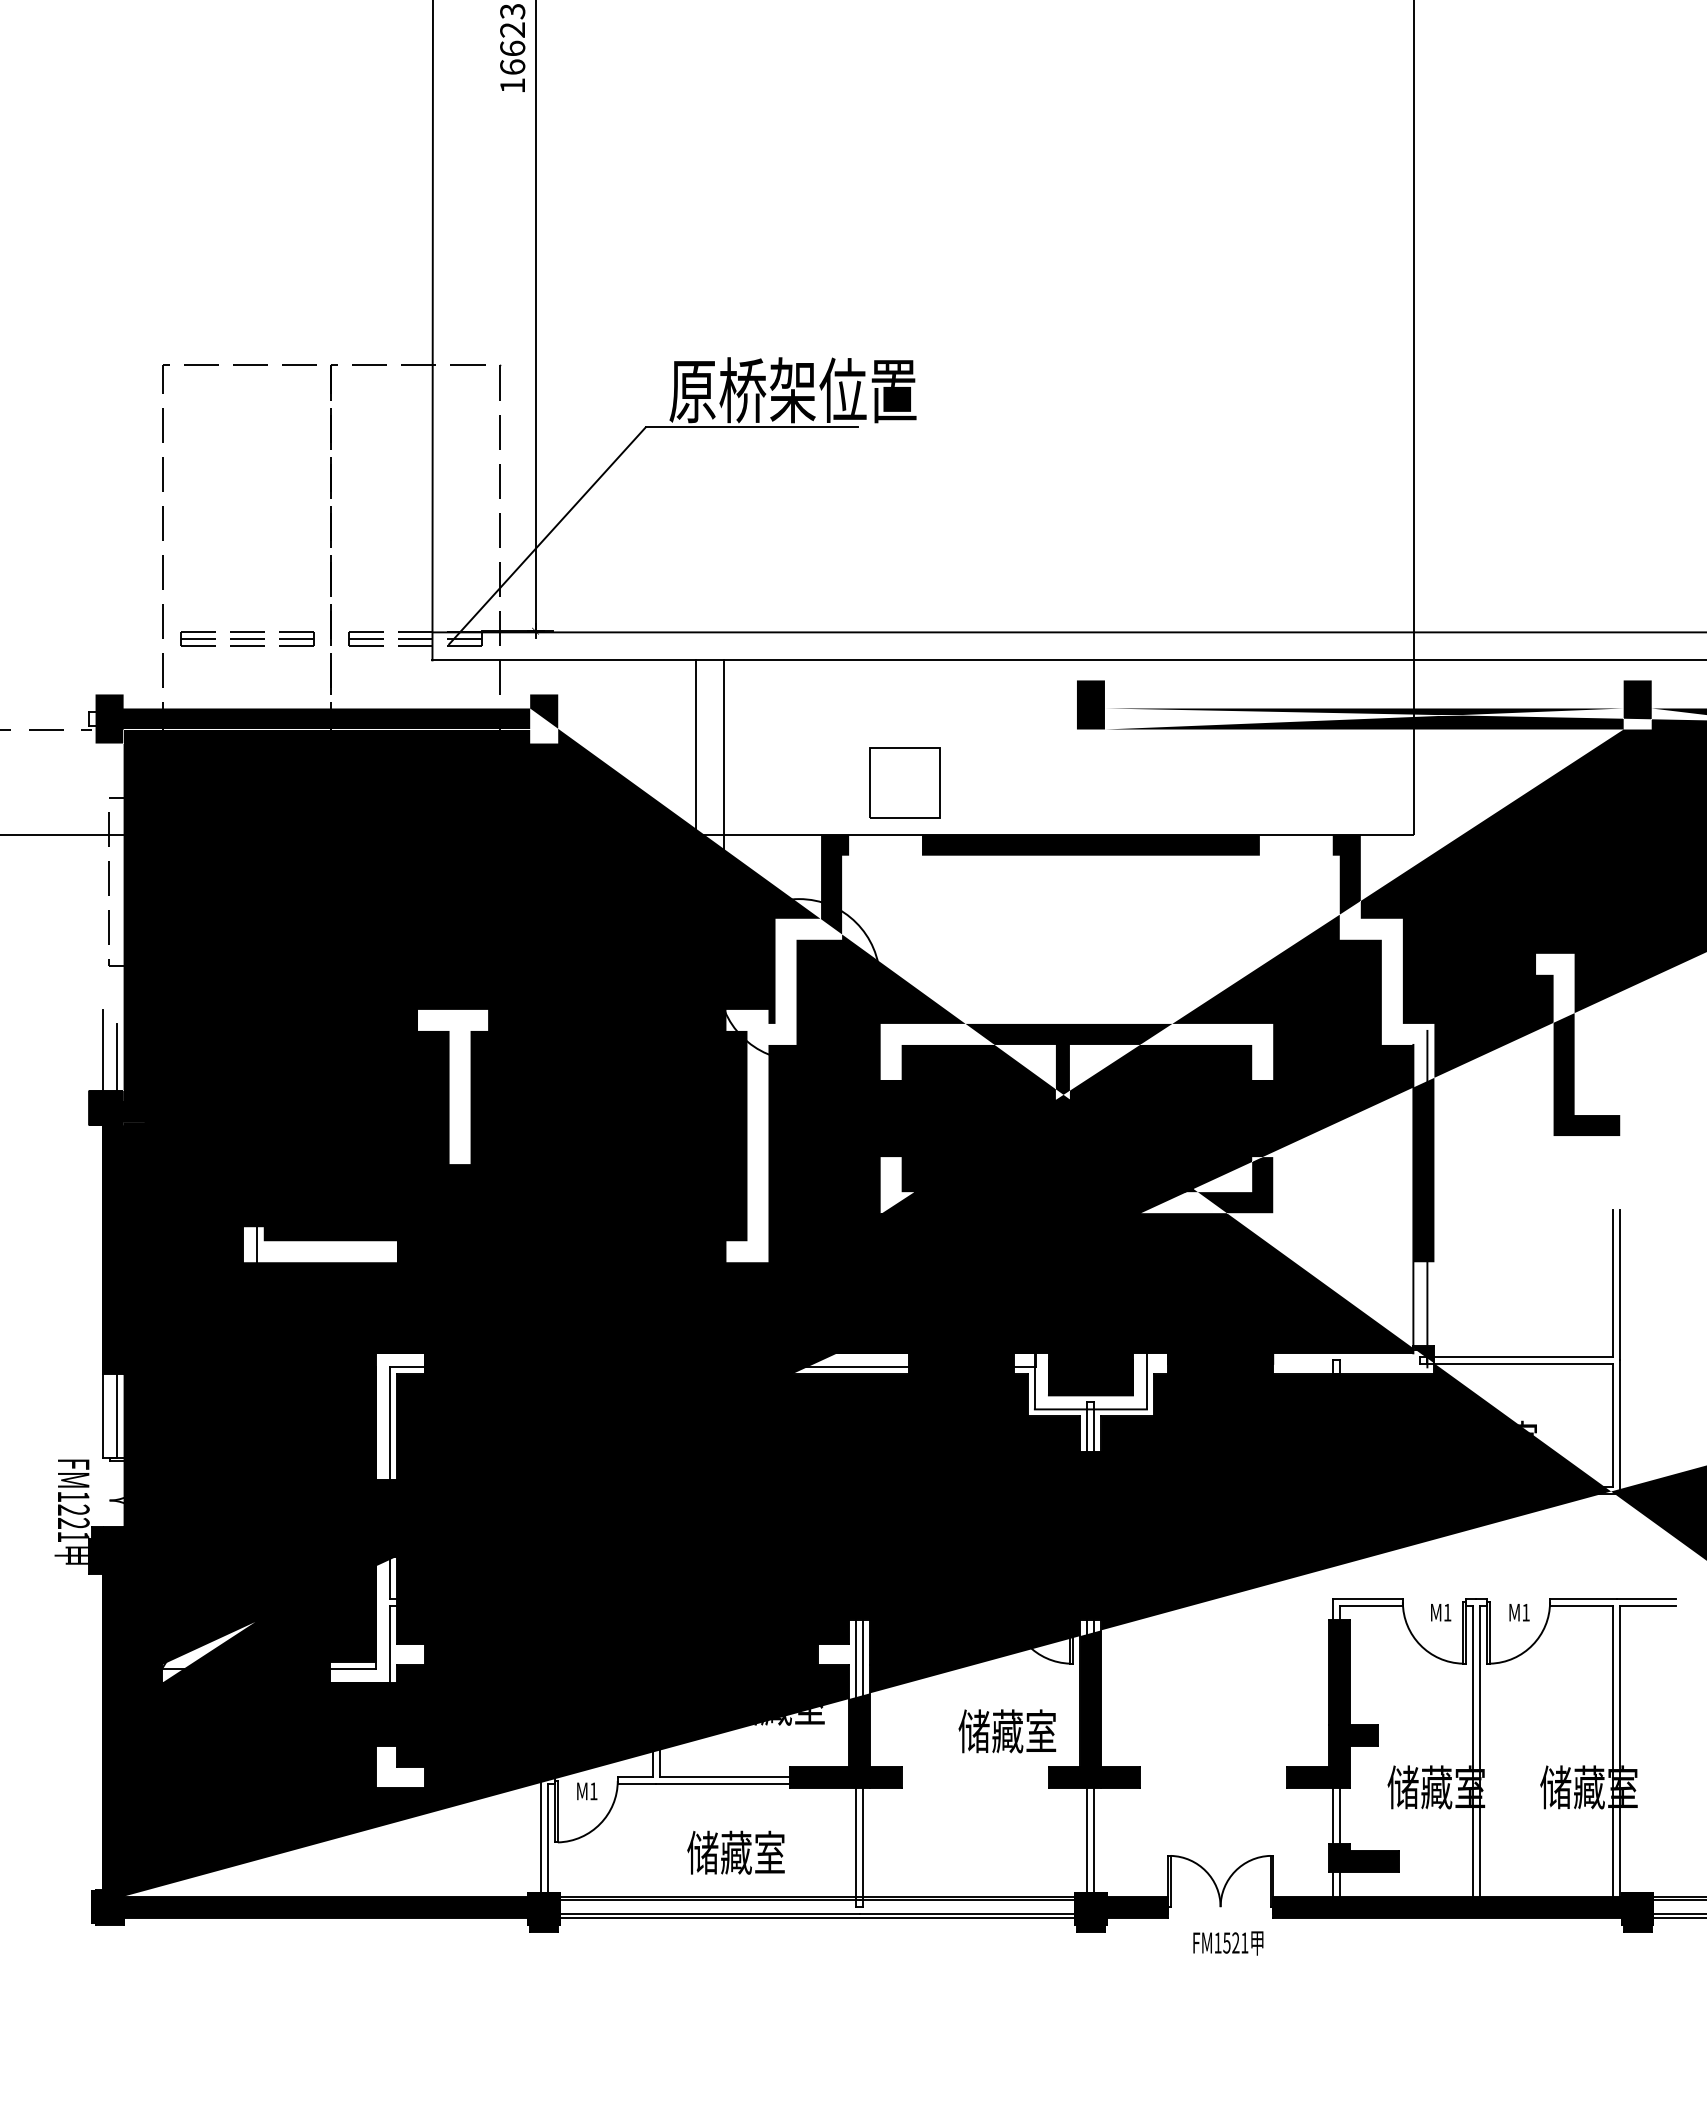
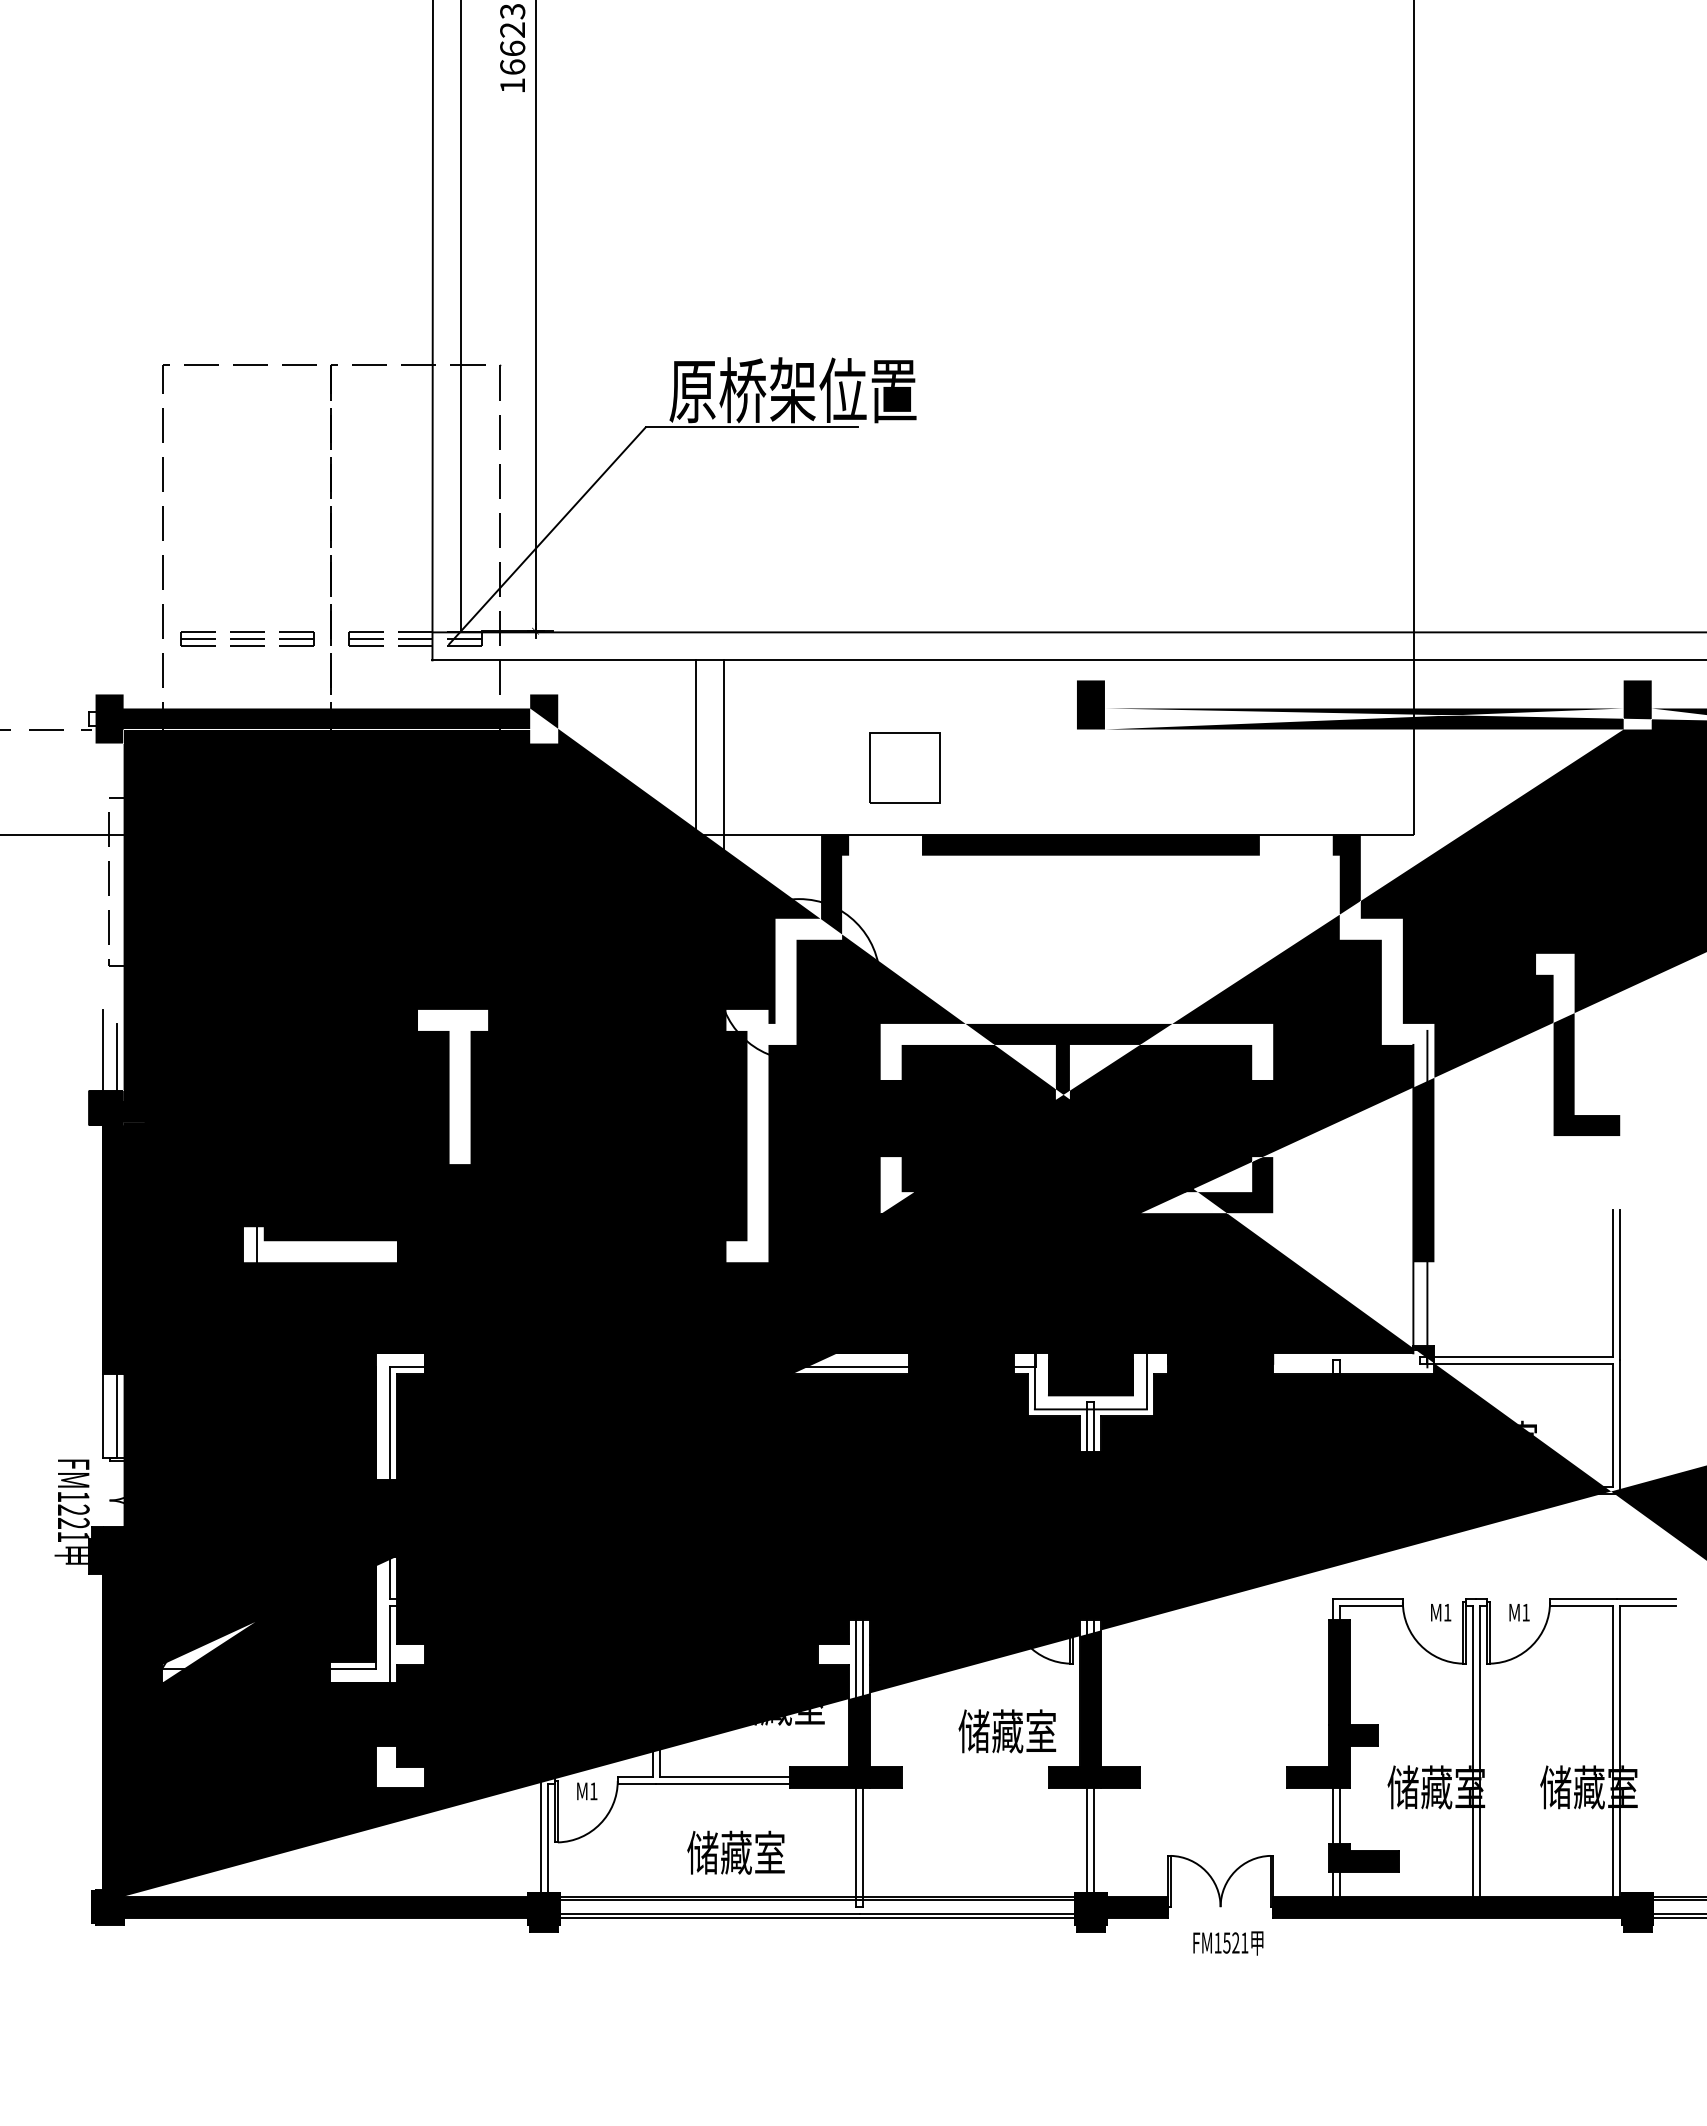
line: none -> present (461, 317)
part position: (904, 782) -> (904, 767) (904, 767)
